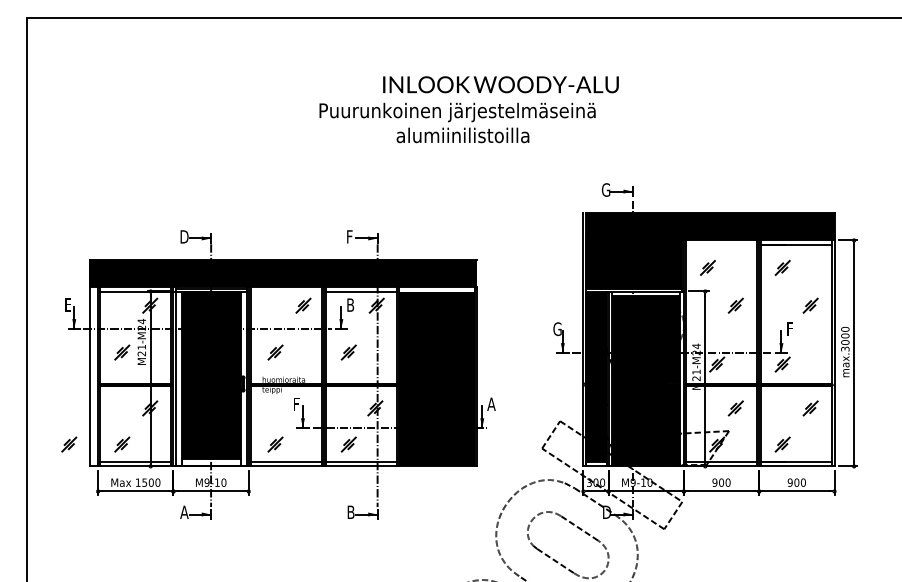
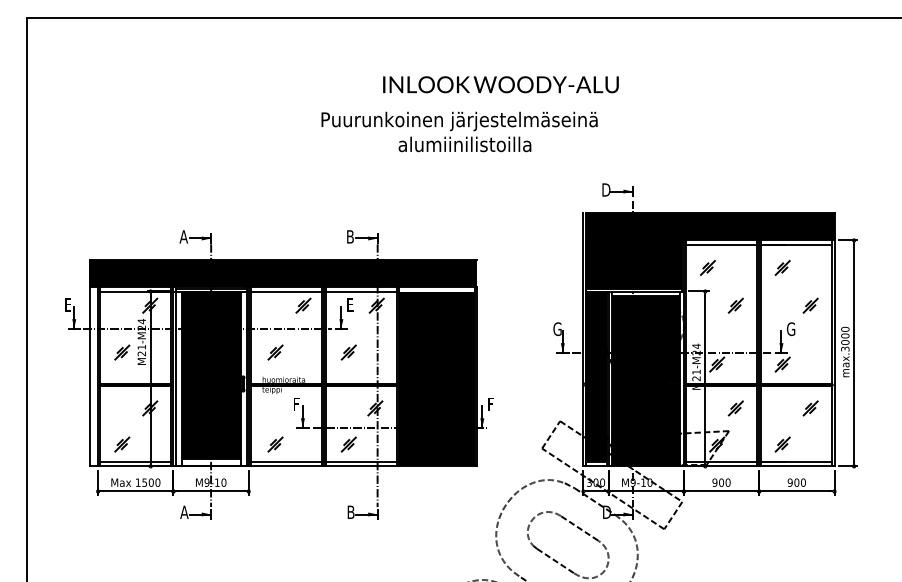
text position: (457, 122) -> (459, 131) (459, 131)
text: G -> D (605, 189)
text: D -> A (183, 236)
text: F -> B (350, 236)
line: none -> present (721, 244)
line: none -> present (285, 291)
text: B -> E (350, 304)
text: F -> G (790, 329)
text: A -> F (491, 403)
part: present -> none (69, 444)
